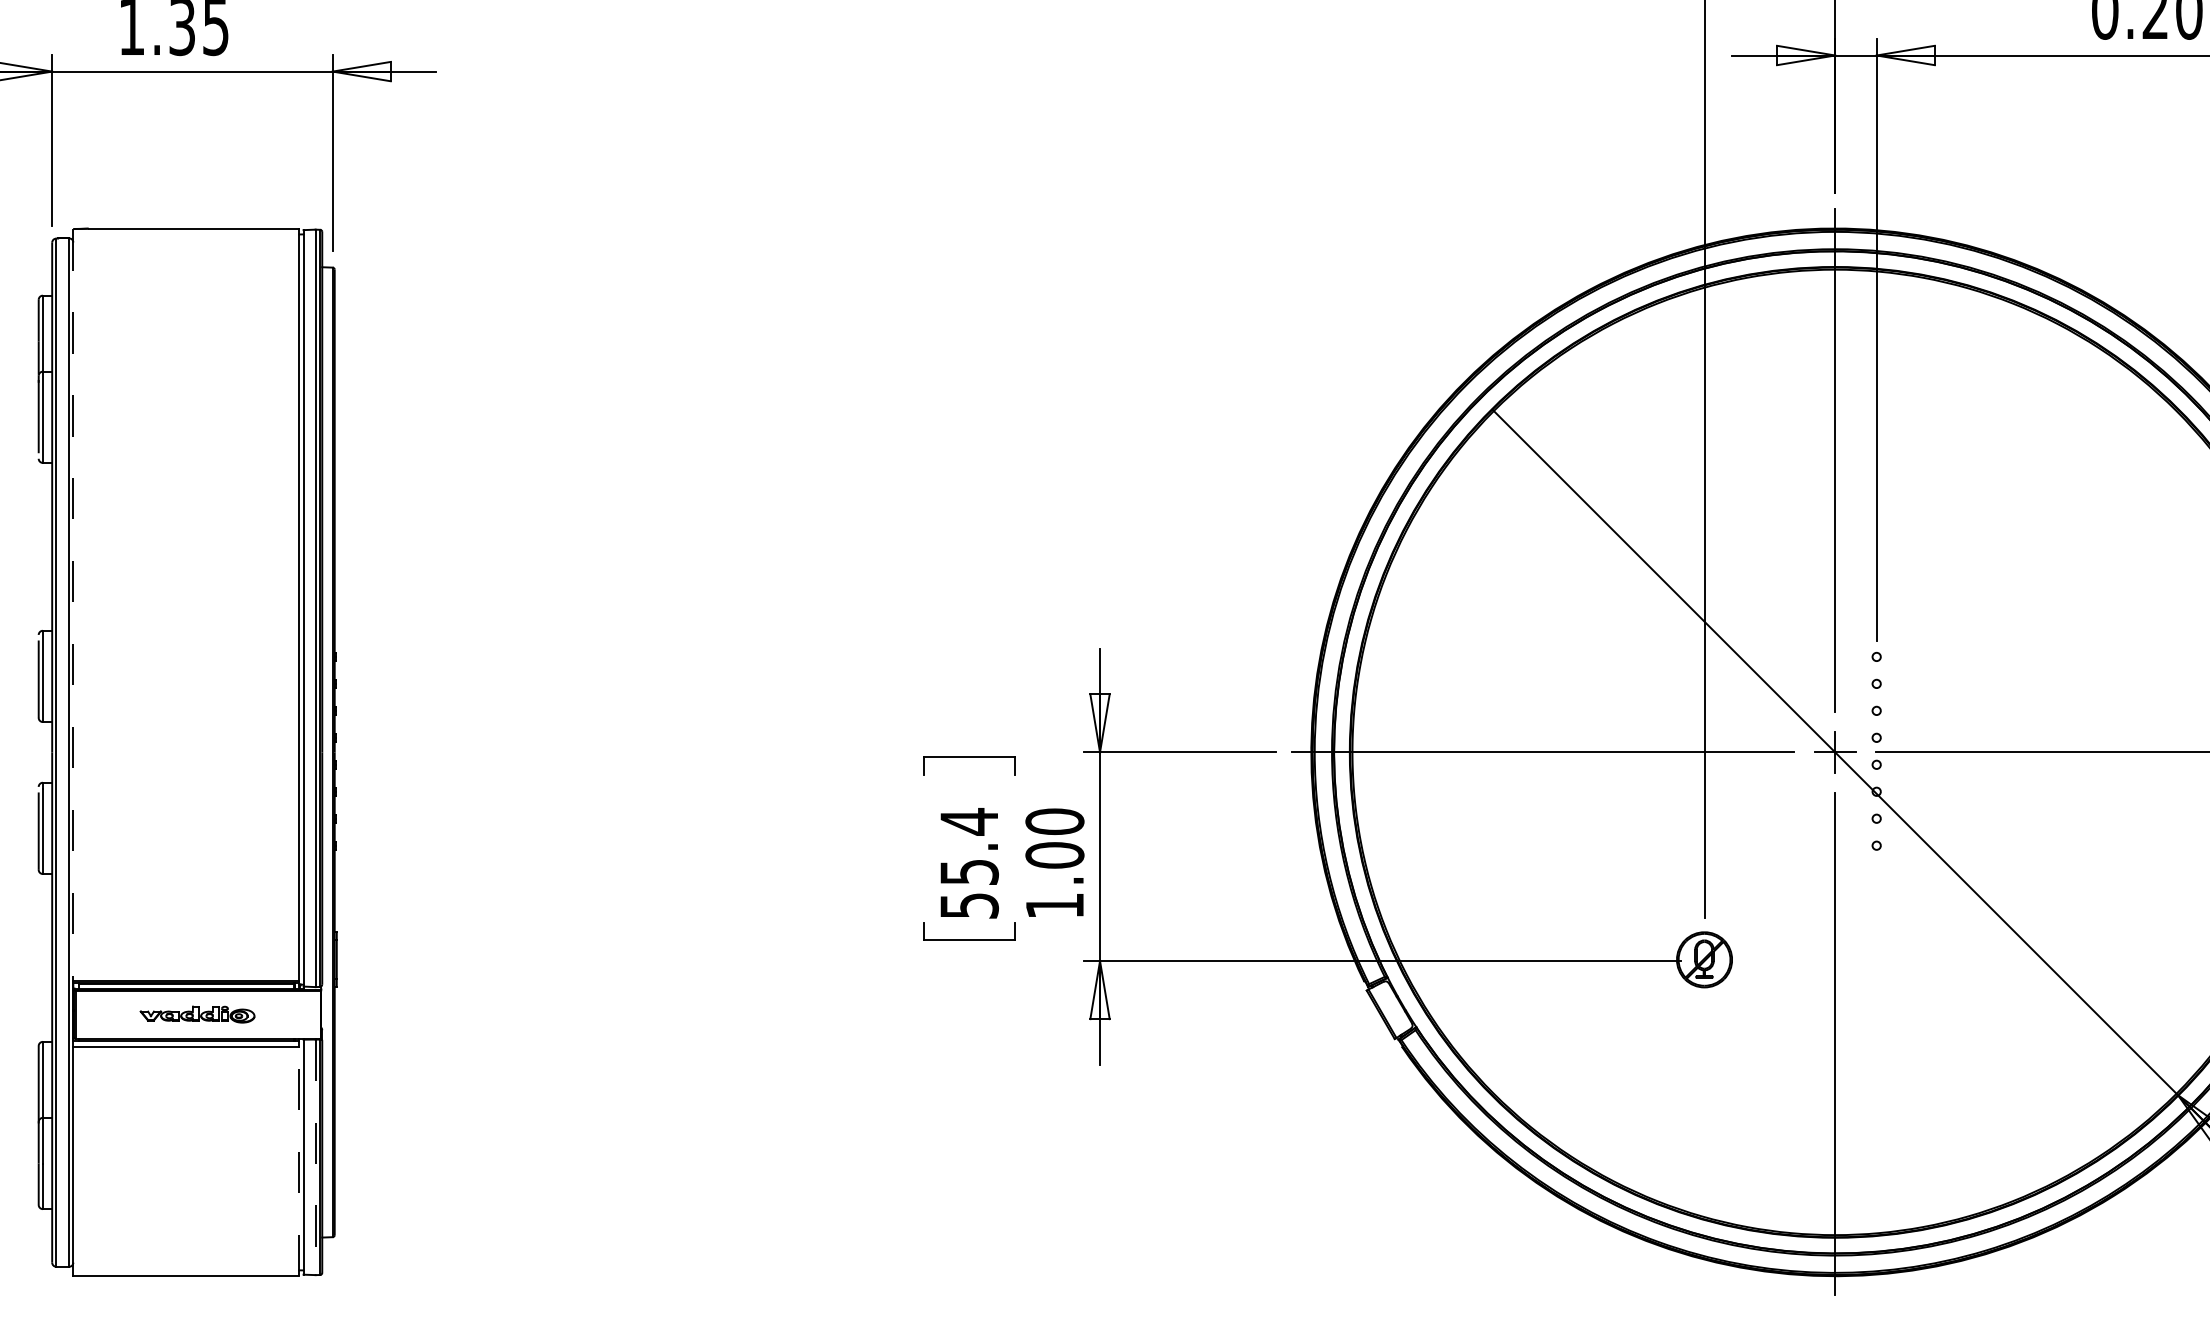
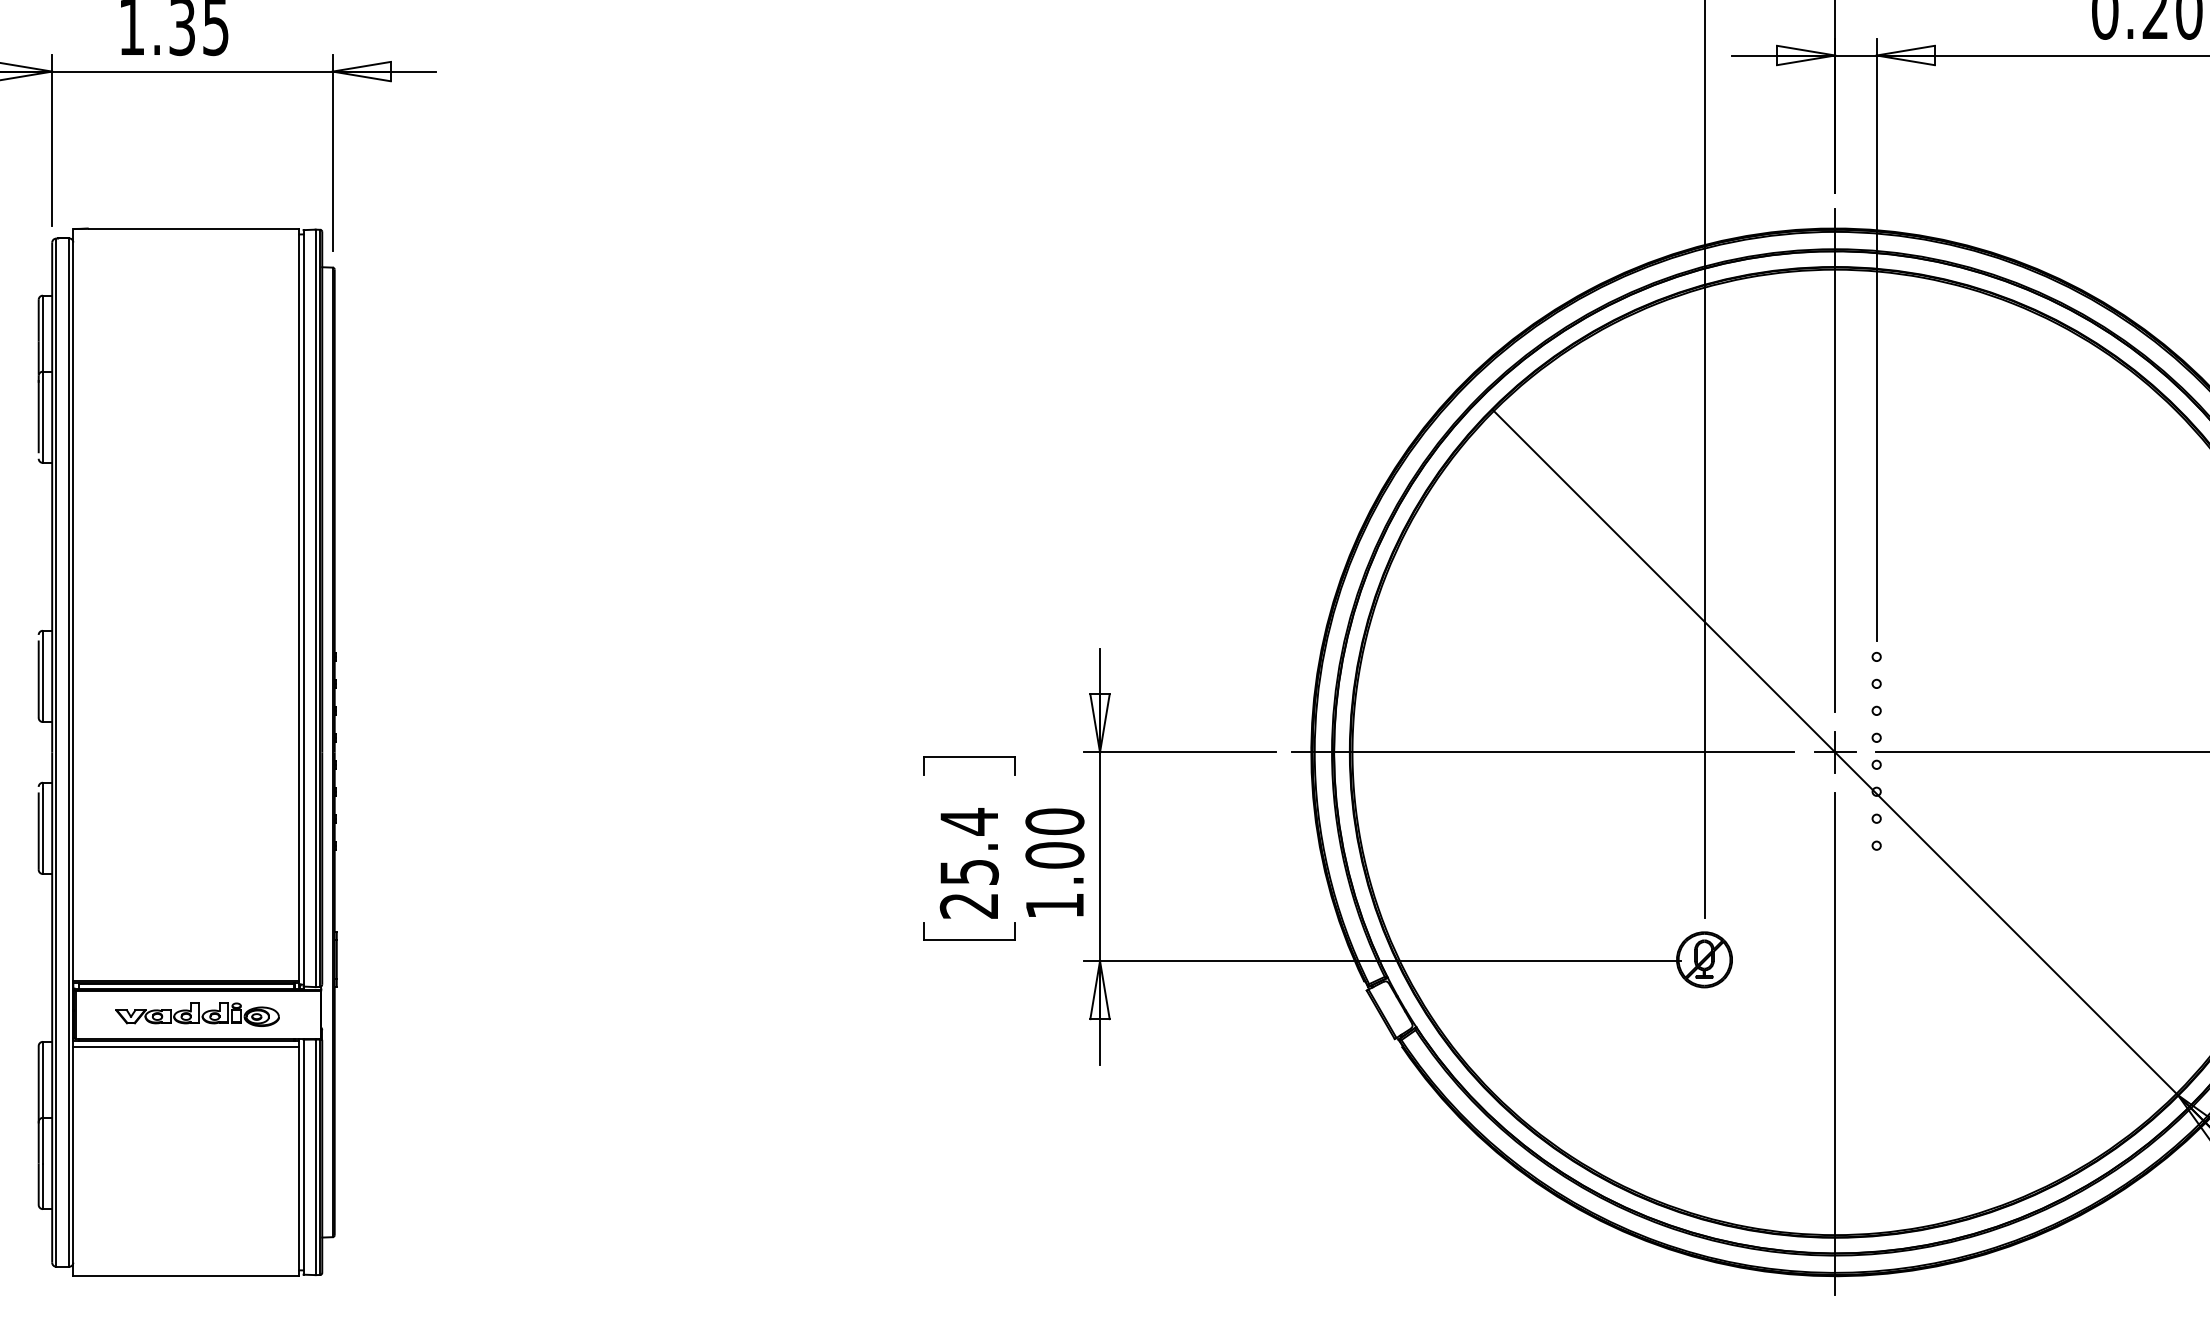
line: dashed -> solid (73, 605)
text: 55.4 -> 25.4 (968, 905)
part size: 117x19 px -> 165x25 px (197, 1014)
line: dashed -> solid (315, 1157)
line: dashed -> solid (299, 1161)
